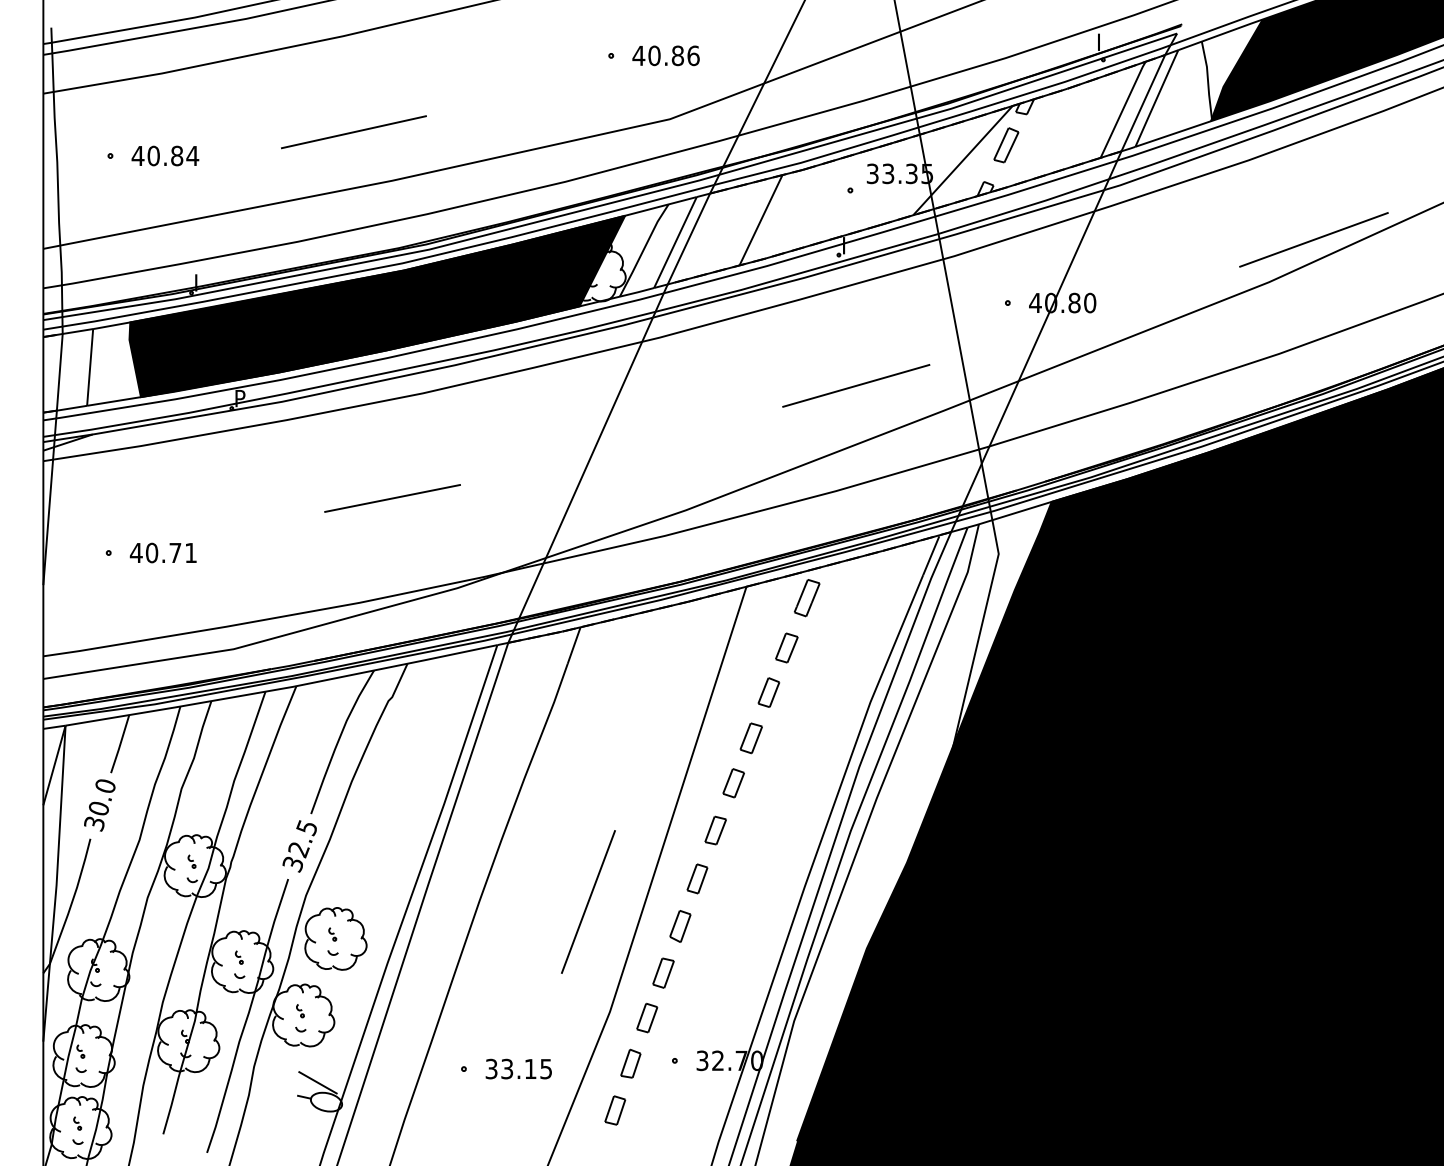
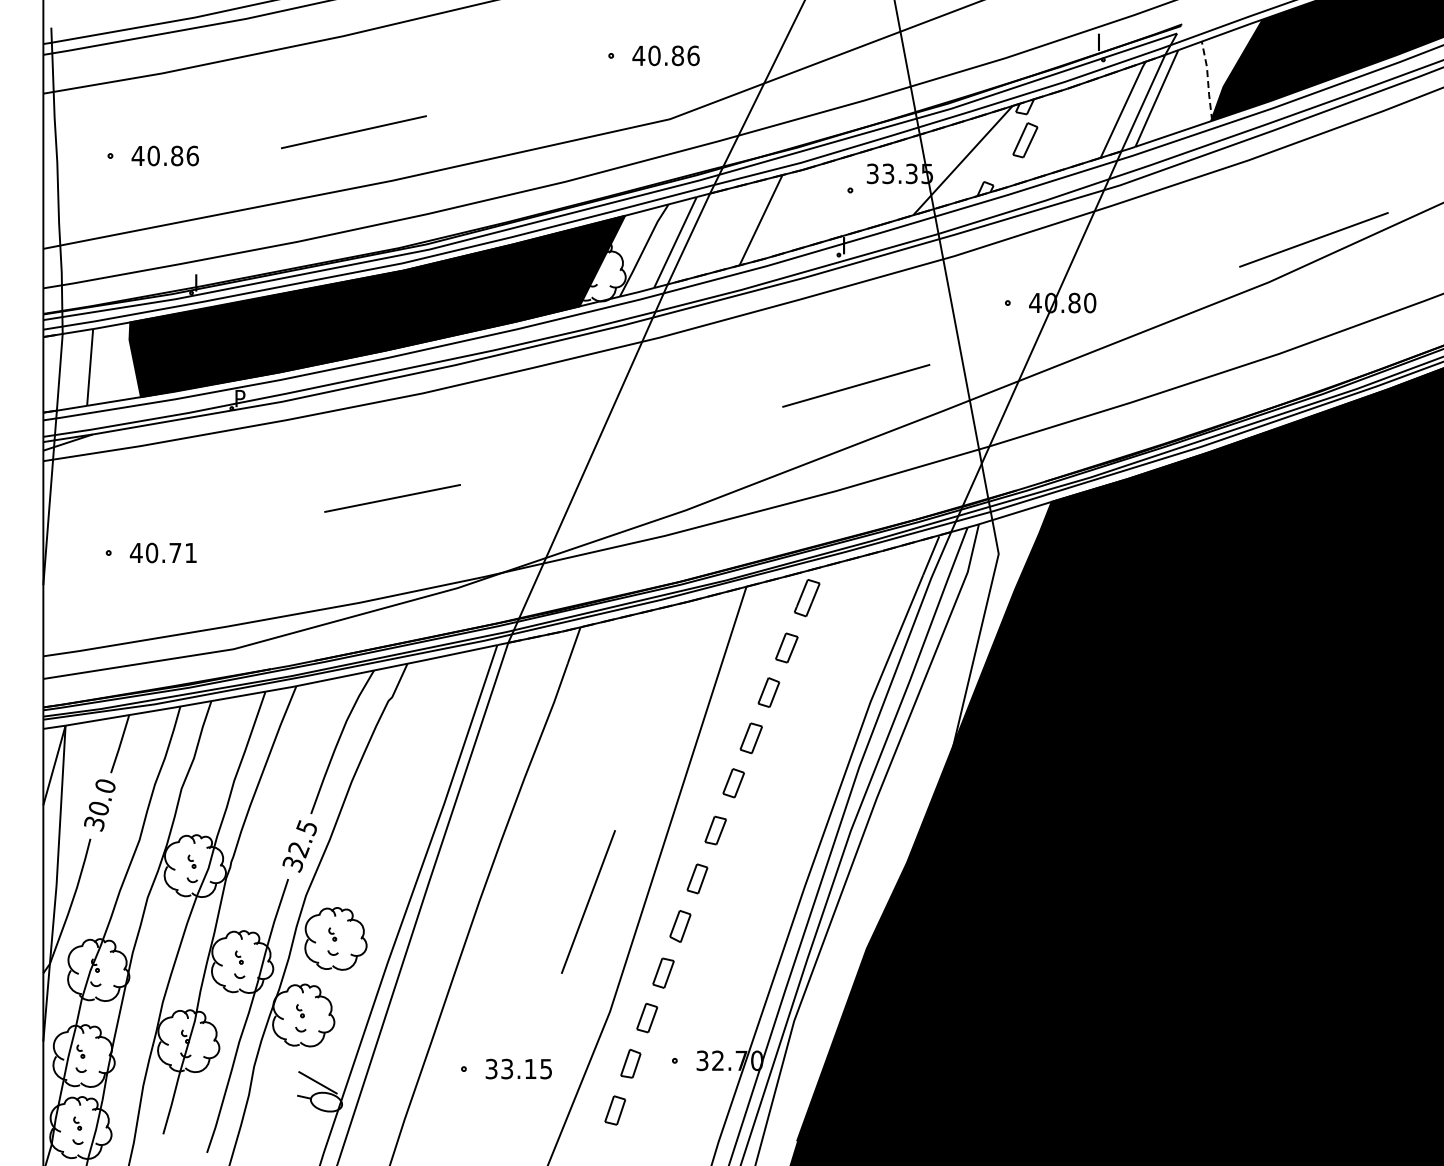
line: solid -> dashed (1208, 81)
part position: (1006, 145) -> (1025, 140) (1025, 140)
text: 40.84 -> 40.86 (192, 155)
